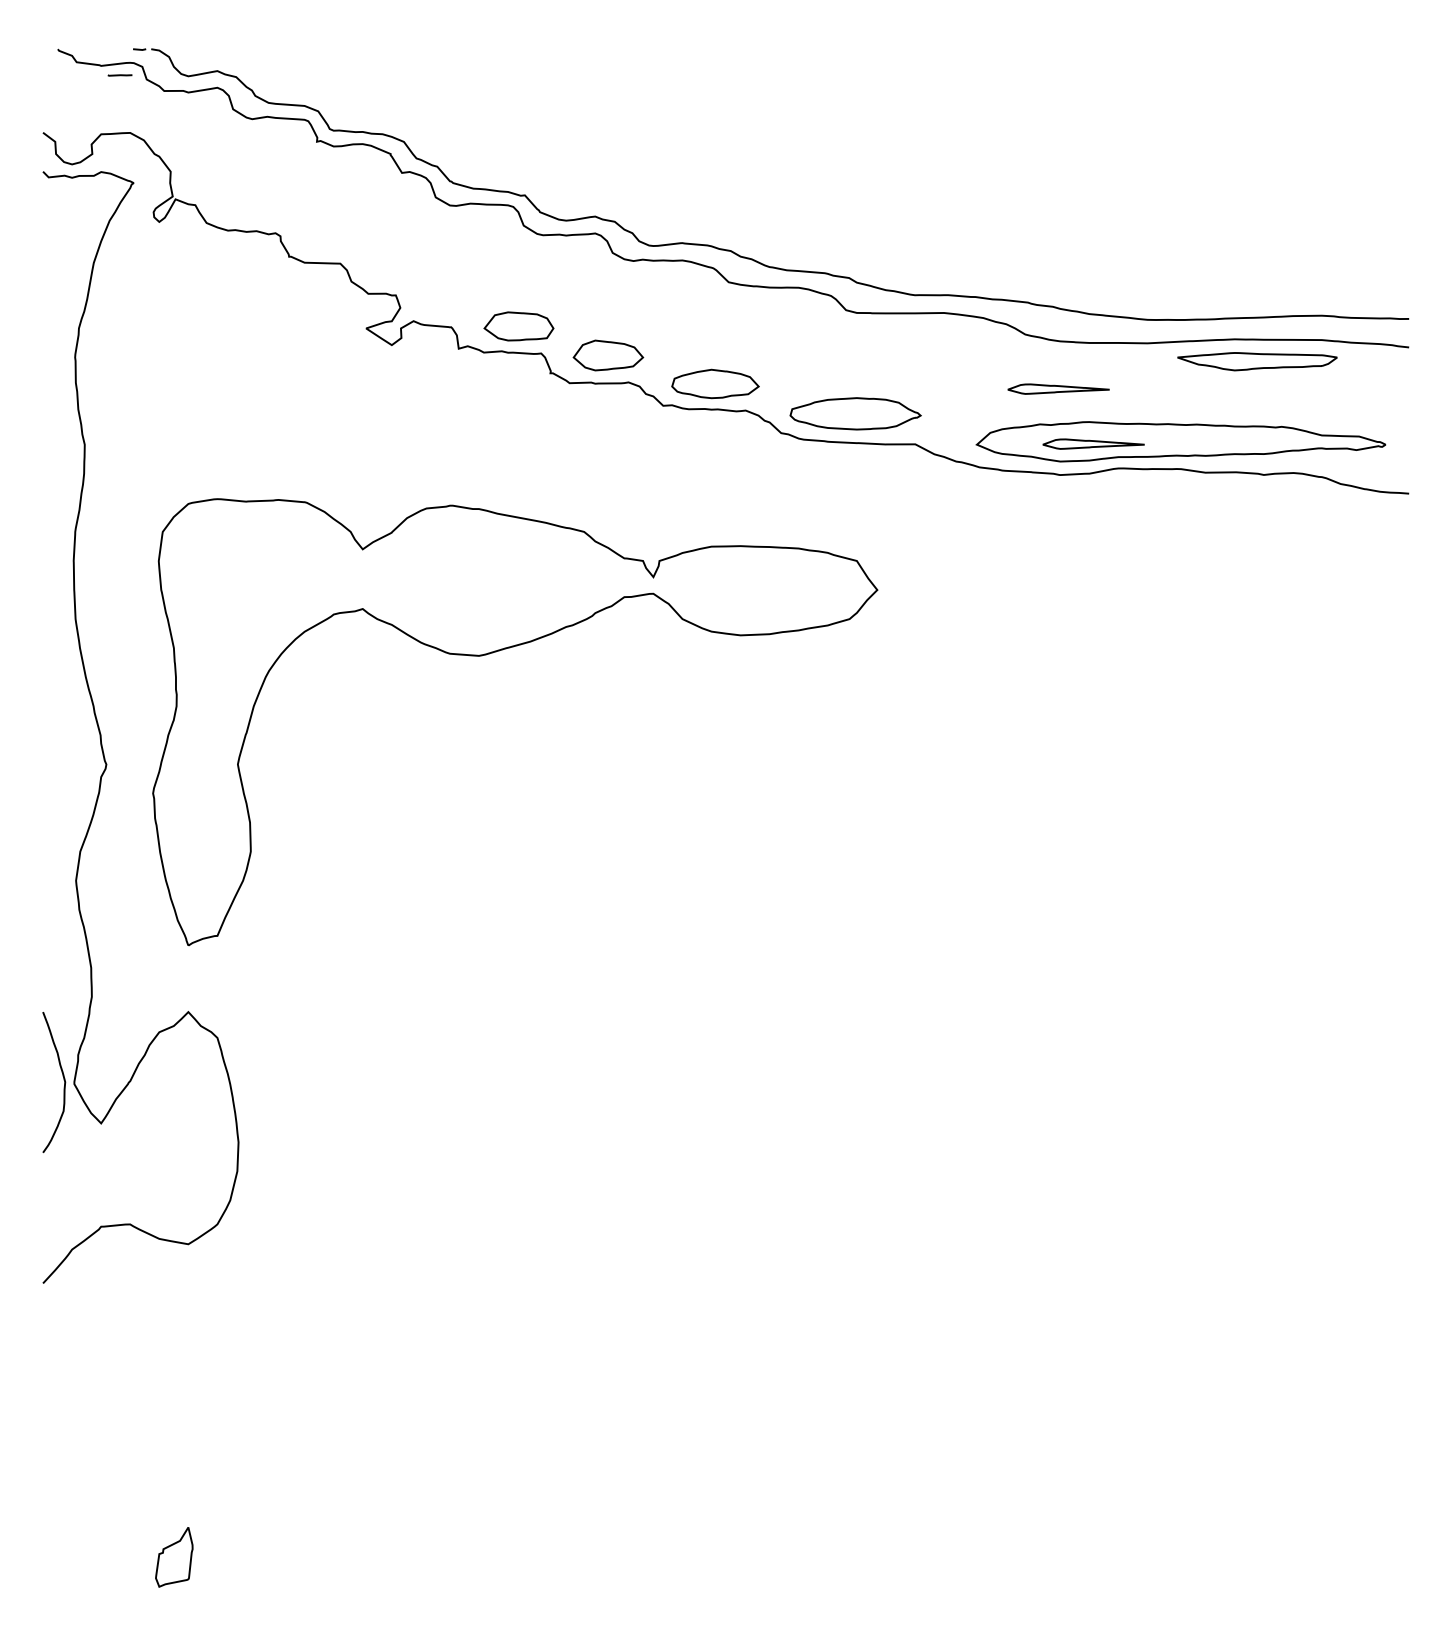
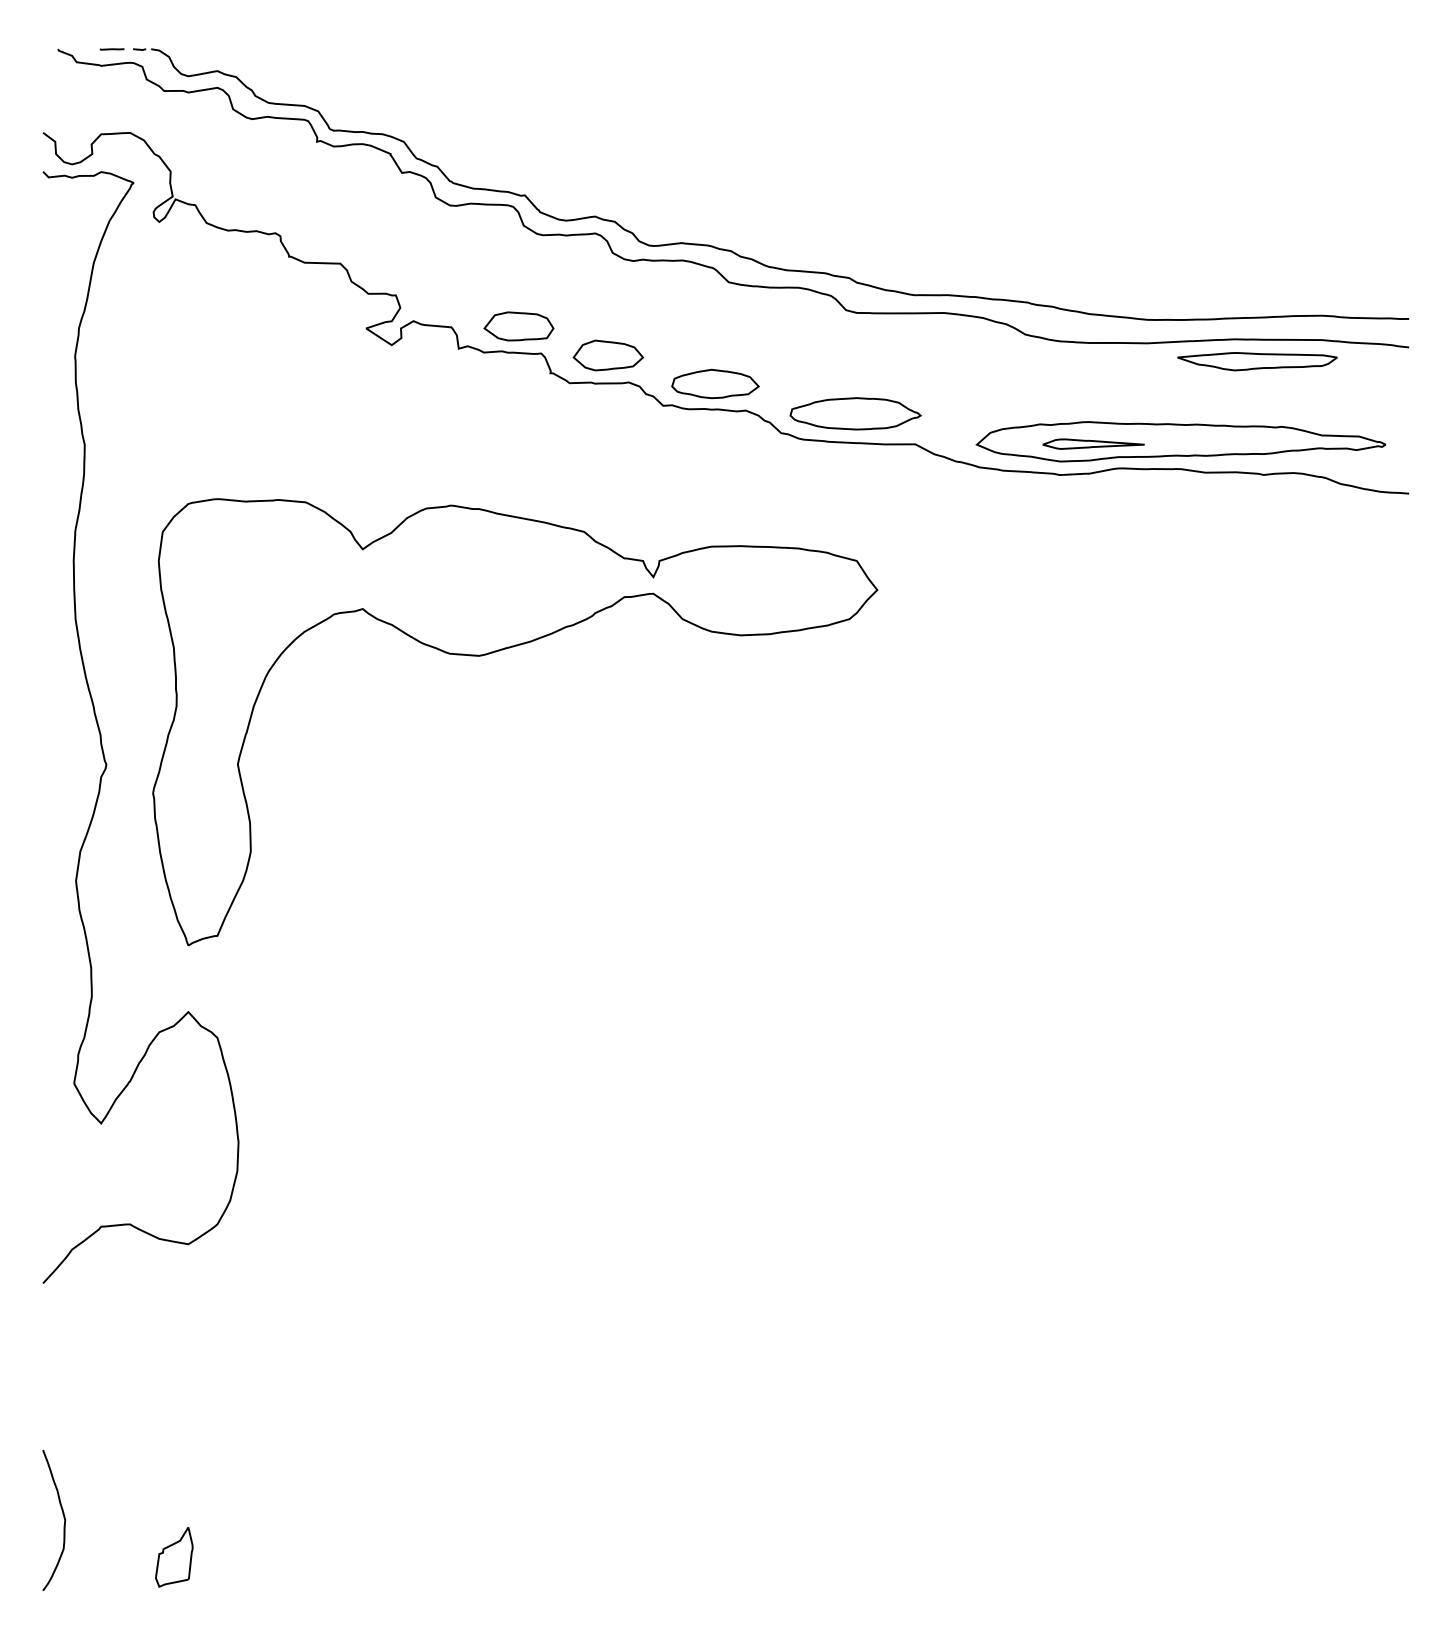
line position: (119, 75) -> (111, 49) (111, 49)
part: present -> none (1058, 388)
curve position: (63, 1080) -> (63, 1518) (63, 1518)
